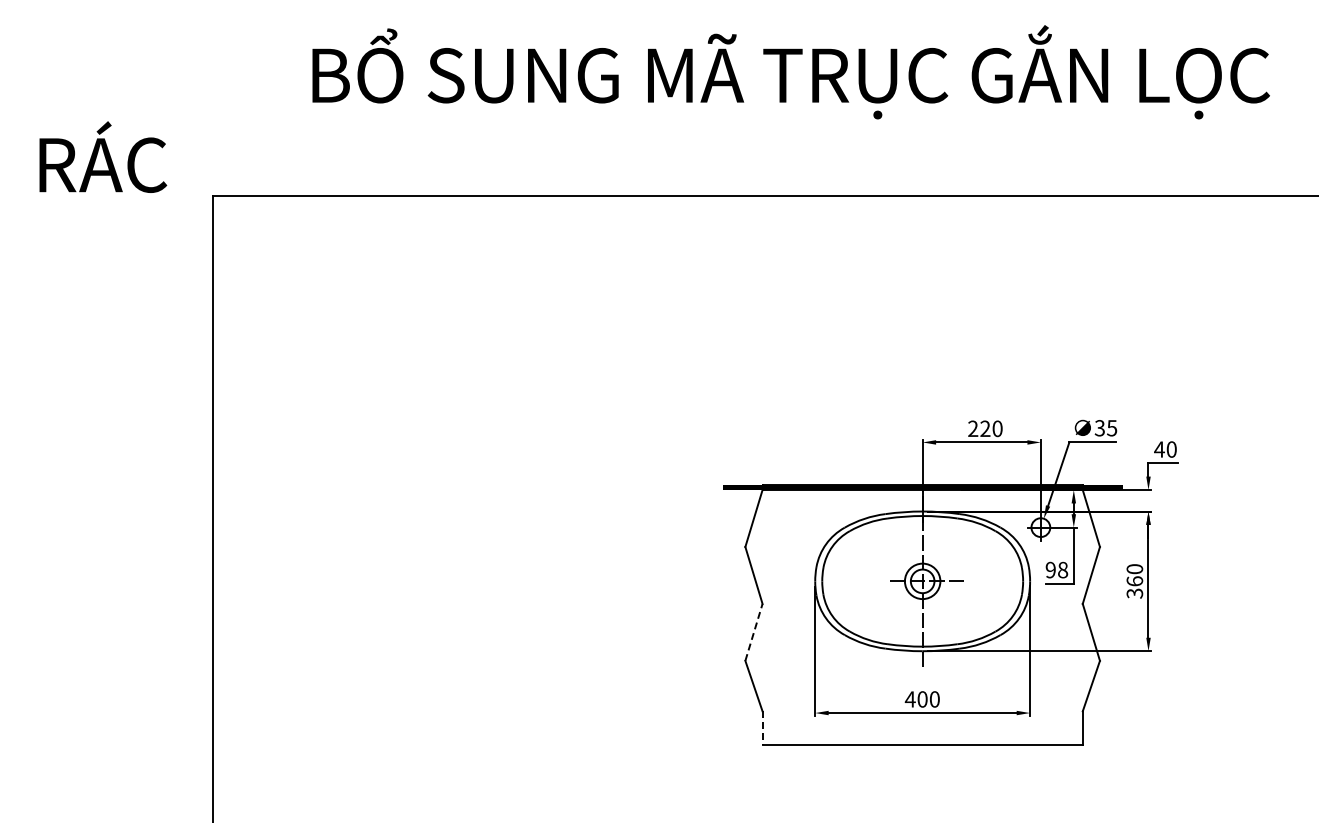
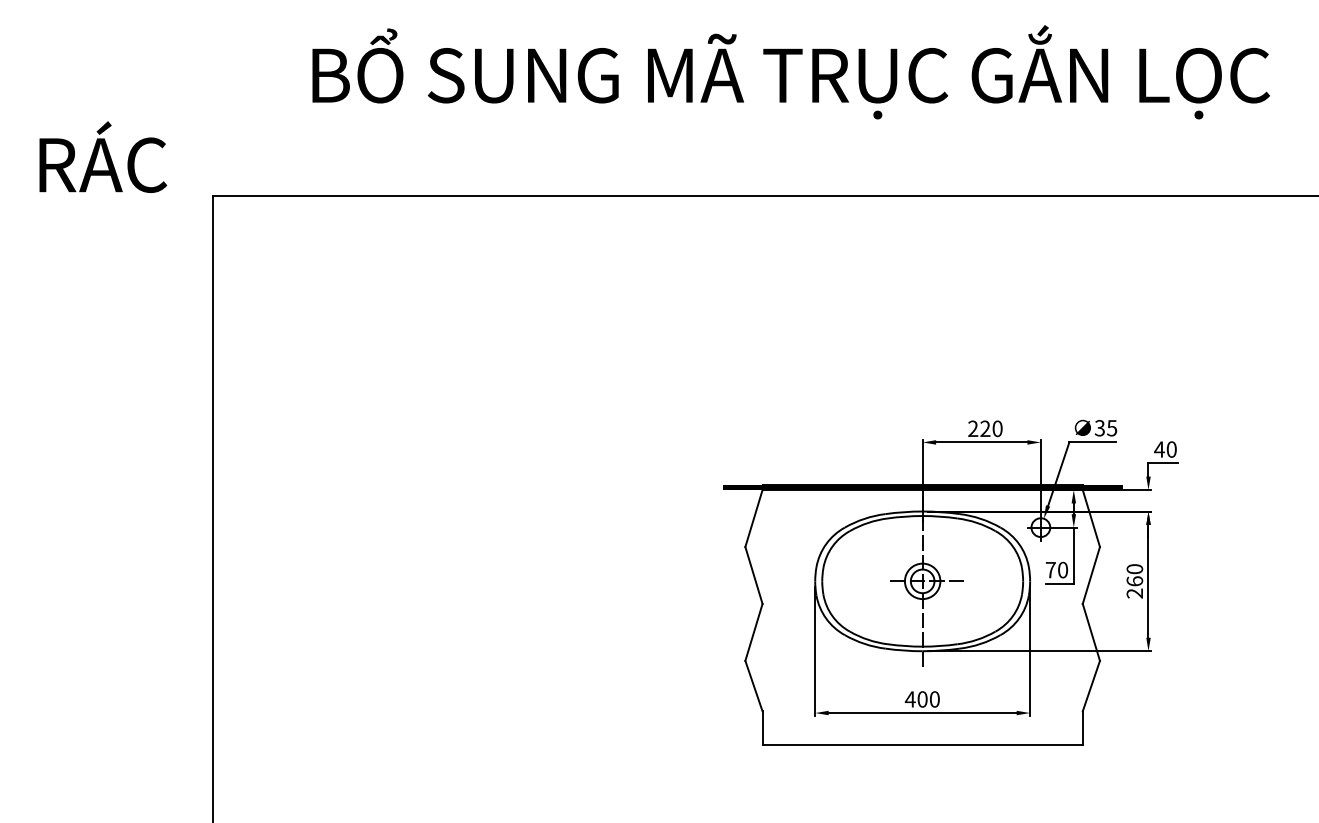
text: 98 -> 70 (1056, 569)
text: 360 -> 260 (1135, 593)
line: dashed -> solid (753, 632)
line: dashed -> solid (762, 728)
